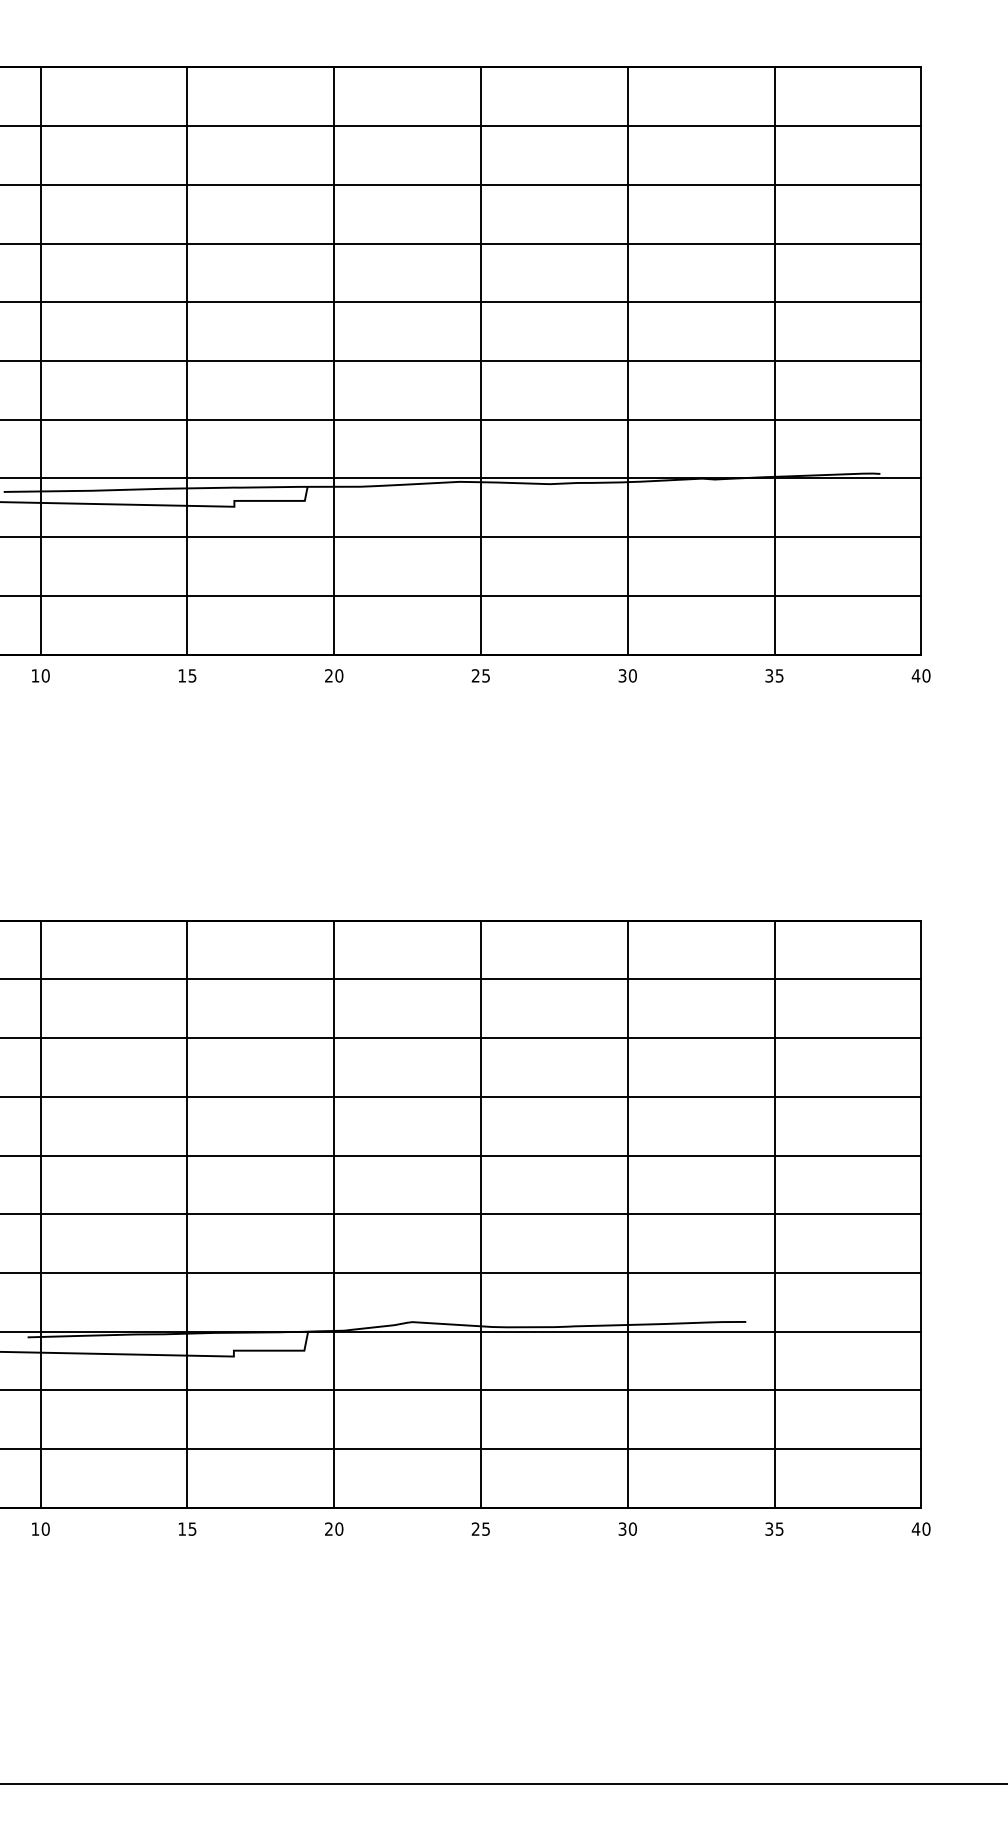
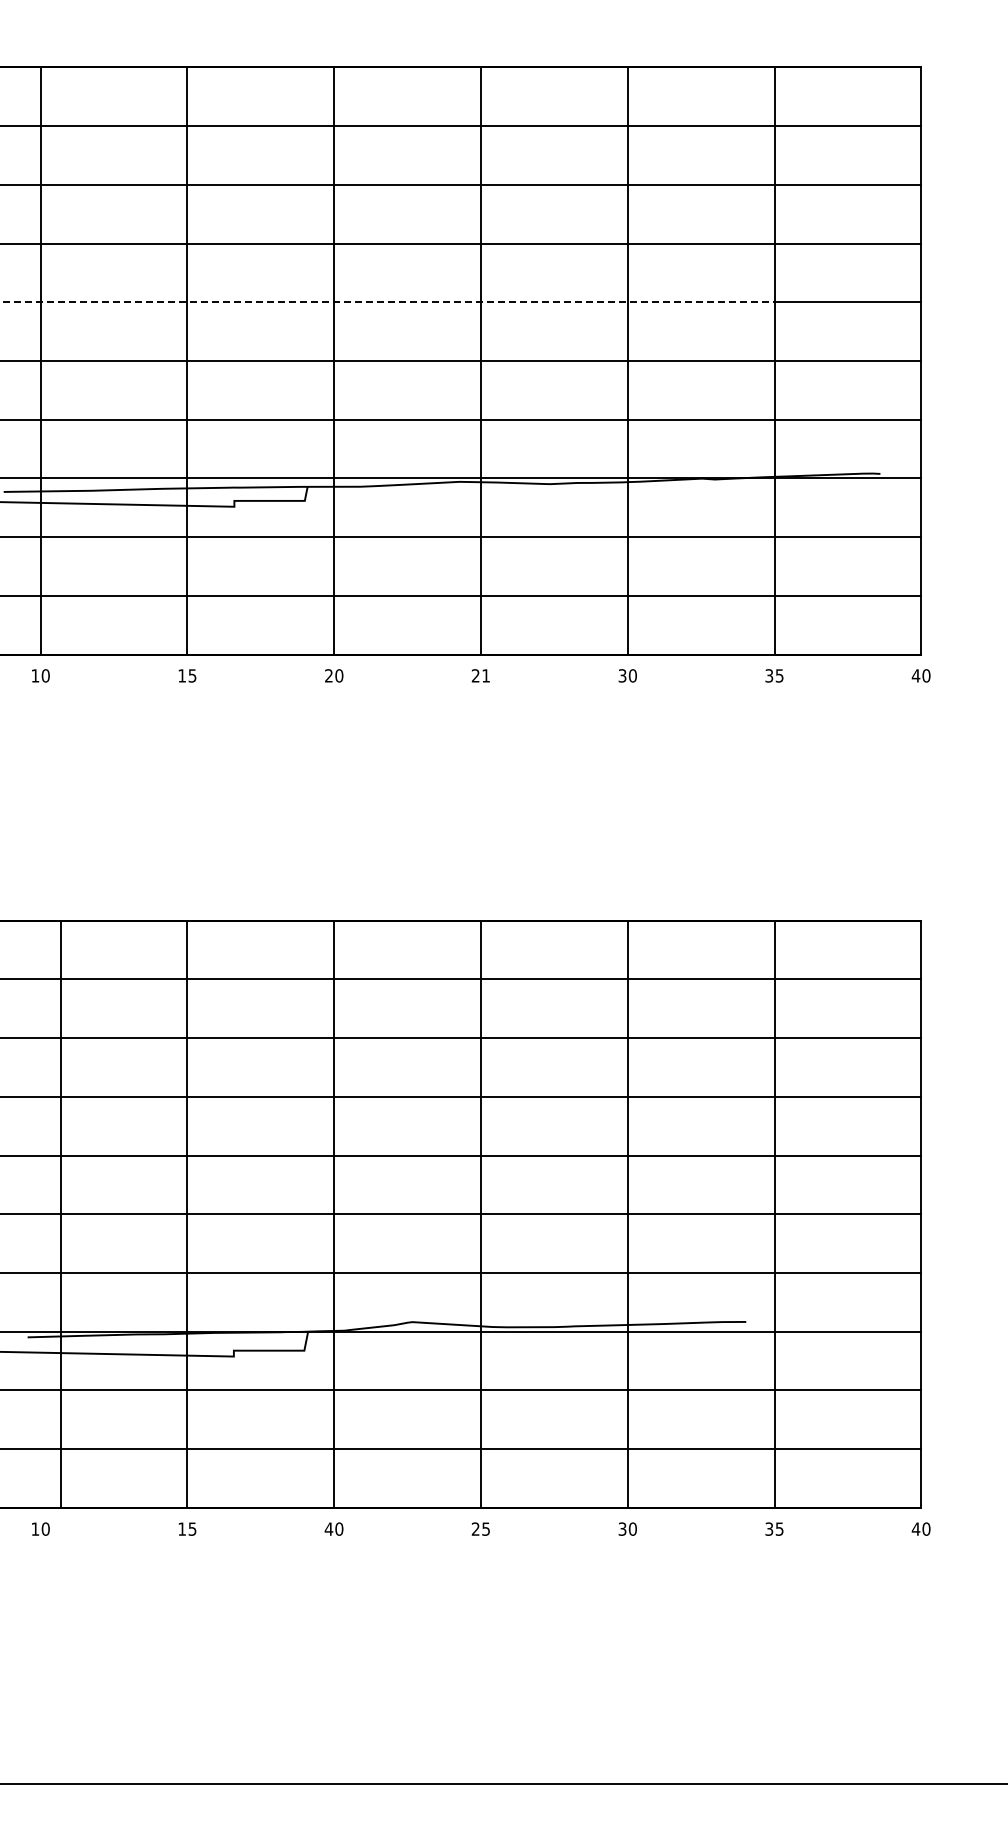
line: solid -> dashed (387, 302)
text: 25 -> 21 (485, 675)
line position: (40, 1213) -> (60, 1213) (60, 1213)
text: 20 -> 40 (328, 1528)
